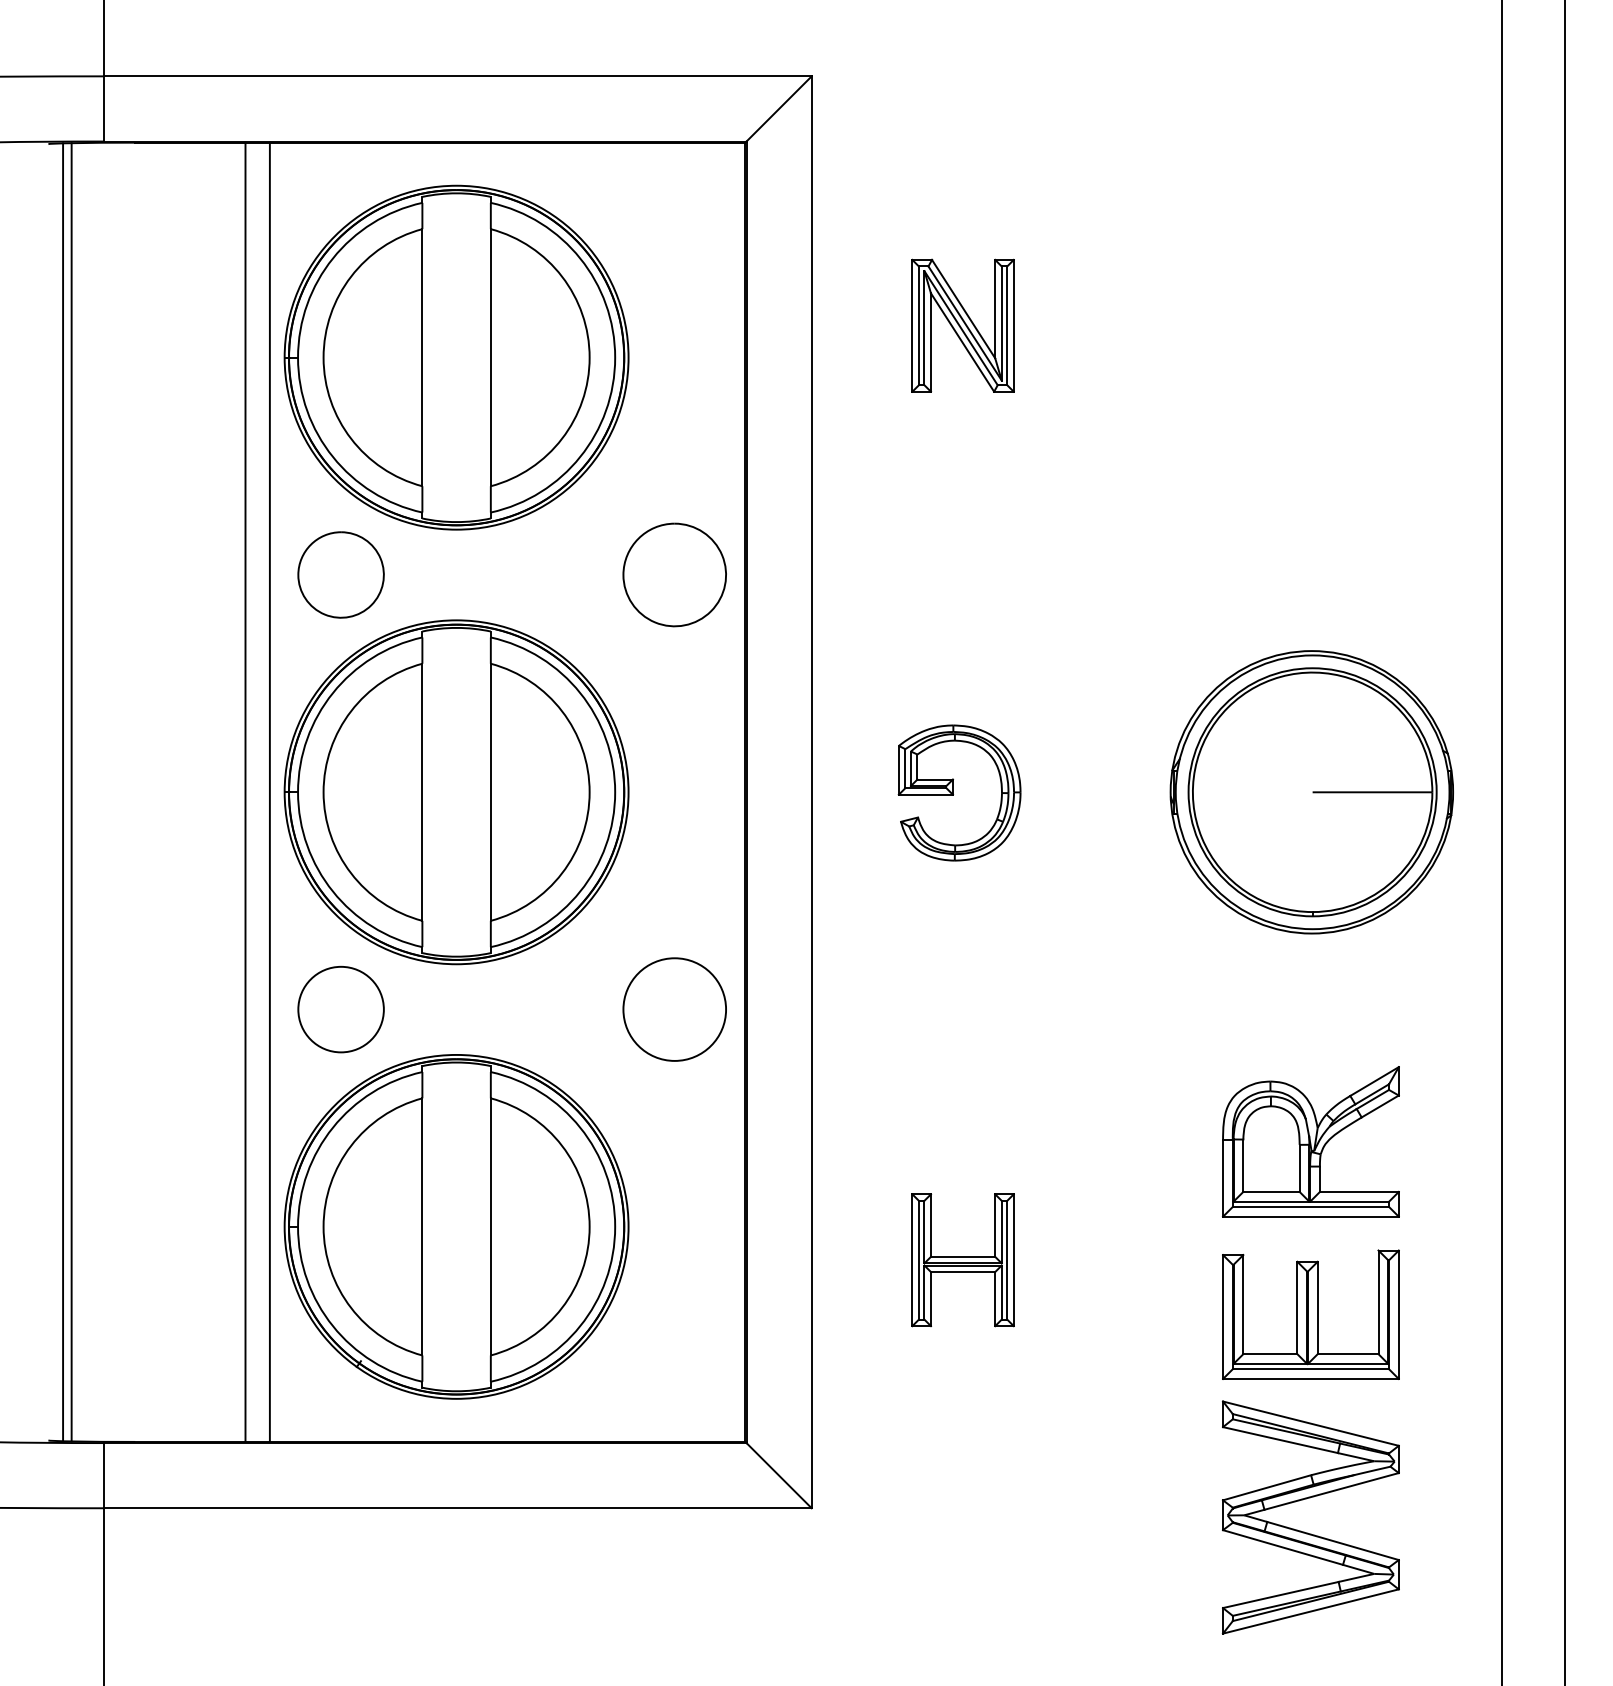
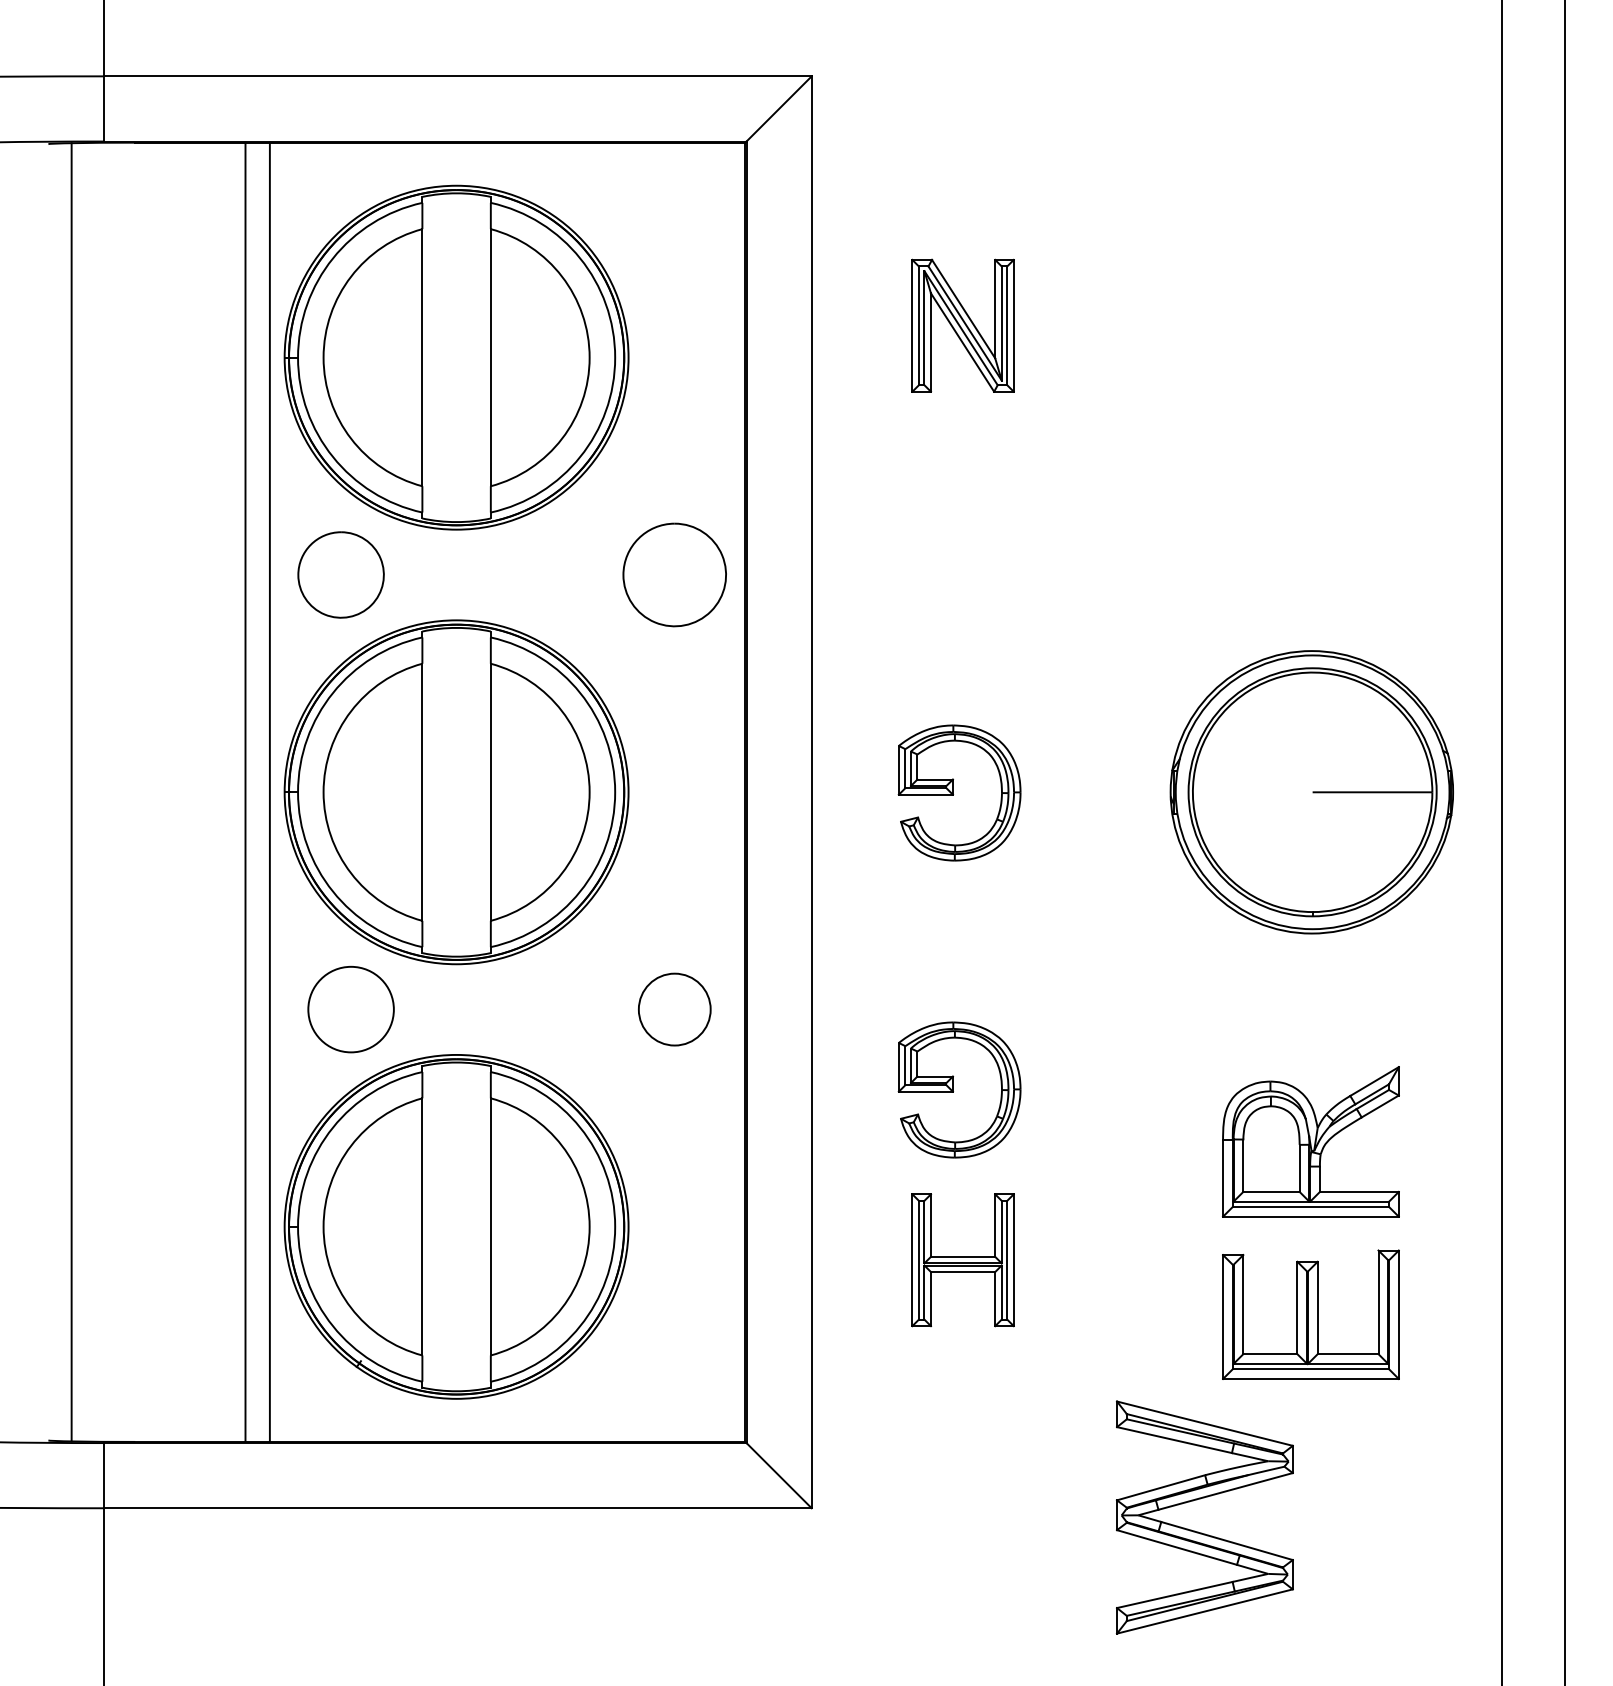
line: present -> none (63, 792)
circle position: (340, 1009) -> (350, 1009) (350, 1009)
circle diameter: 103 px -> 72 px (674, 1009)
part: none -> present (959, 1089)
part position: (1304, 1531) -> (1198, 1531) (1198, 1531)
